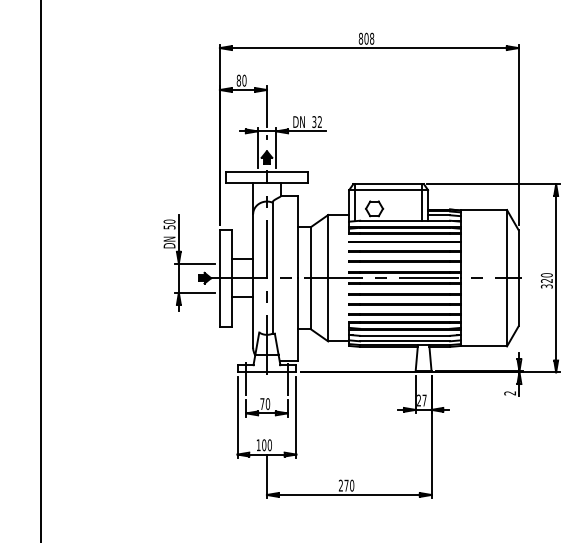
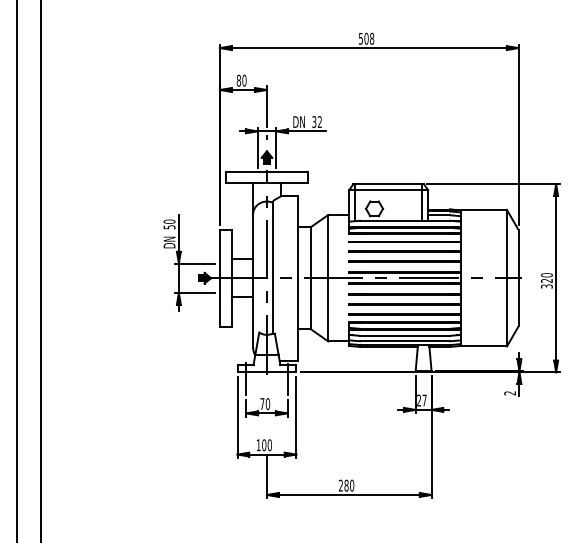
text: 808 -> 508 (360, 38)
line: none -> present (17, 270)
text: 270 -> 280 (346, 485)
